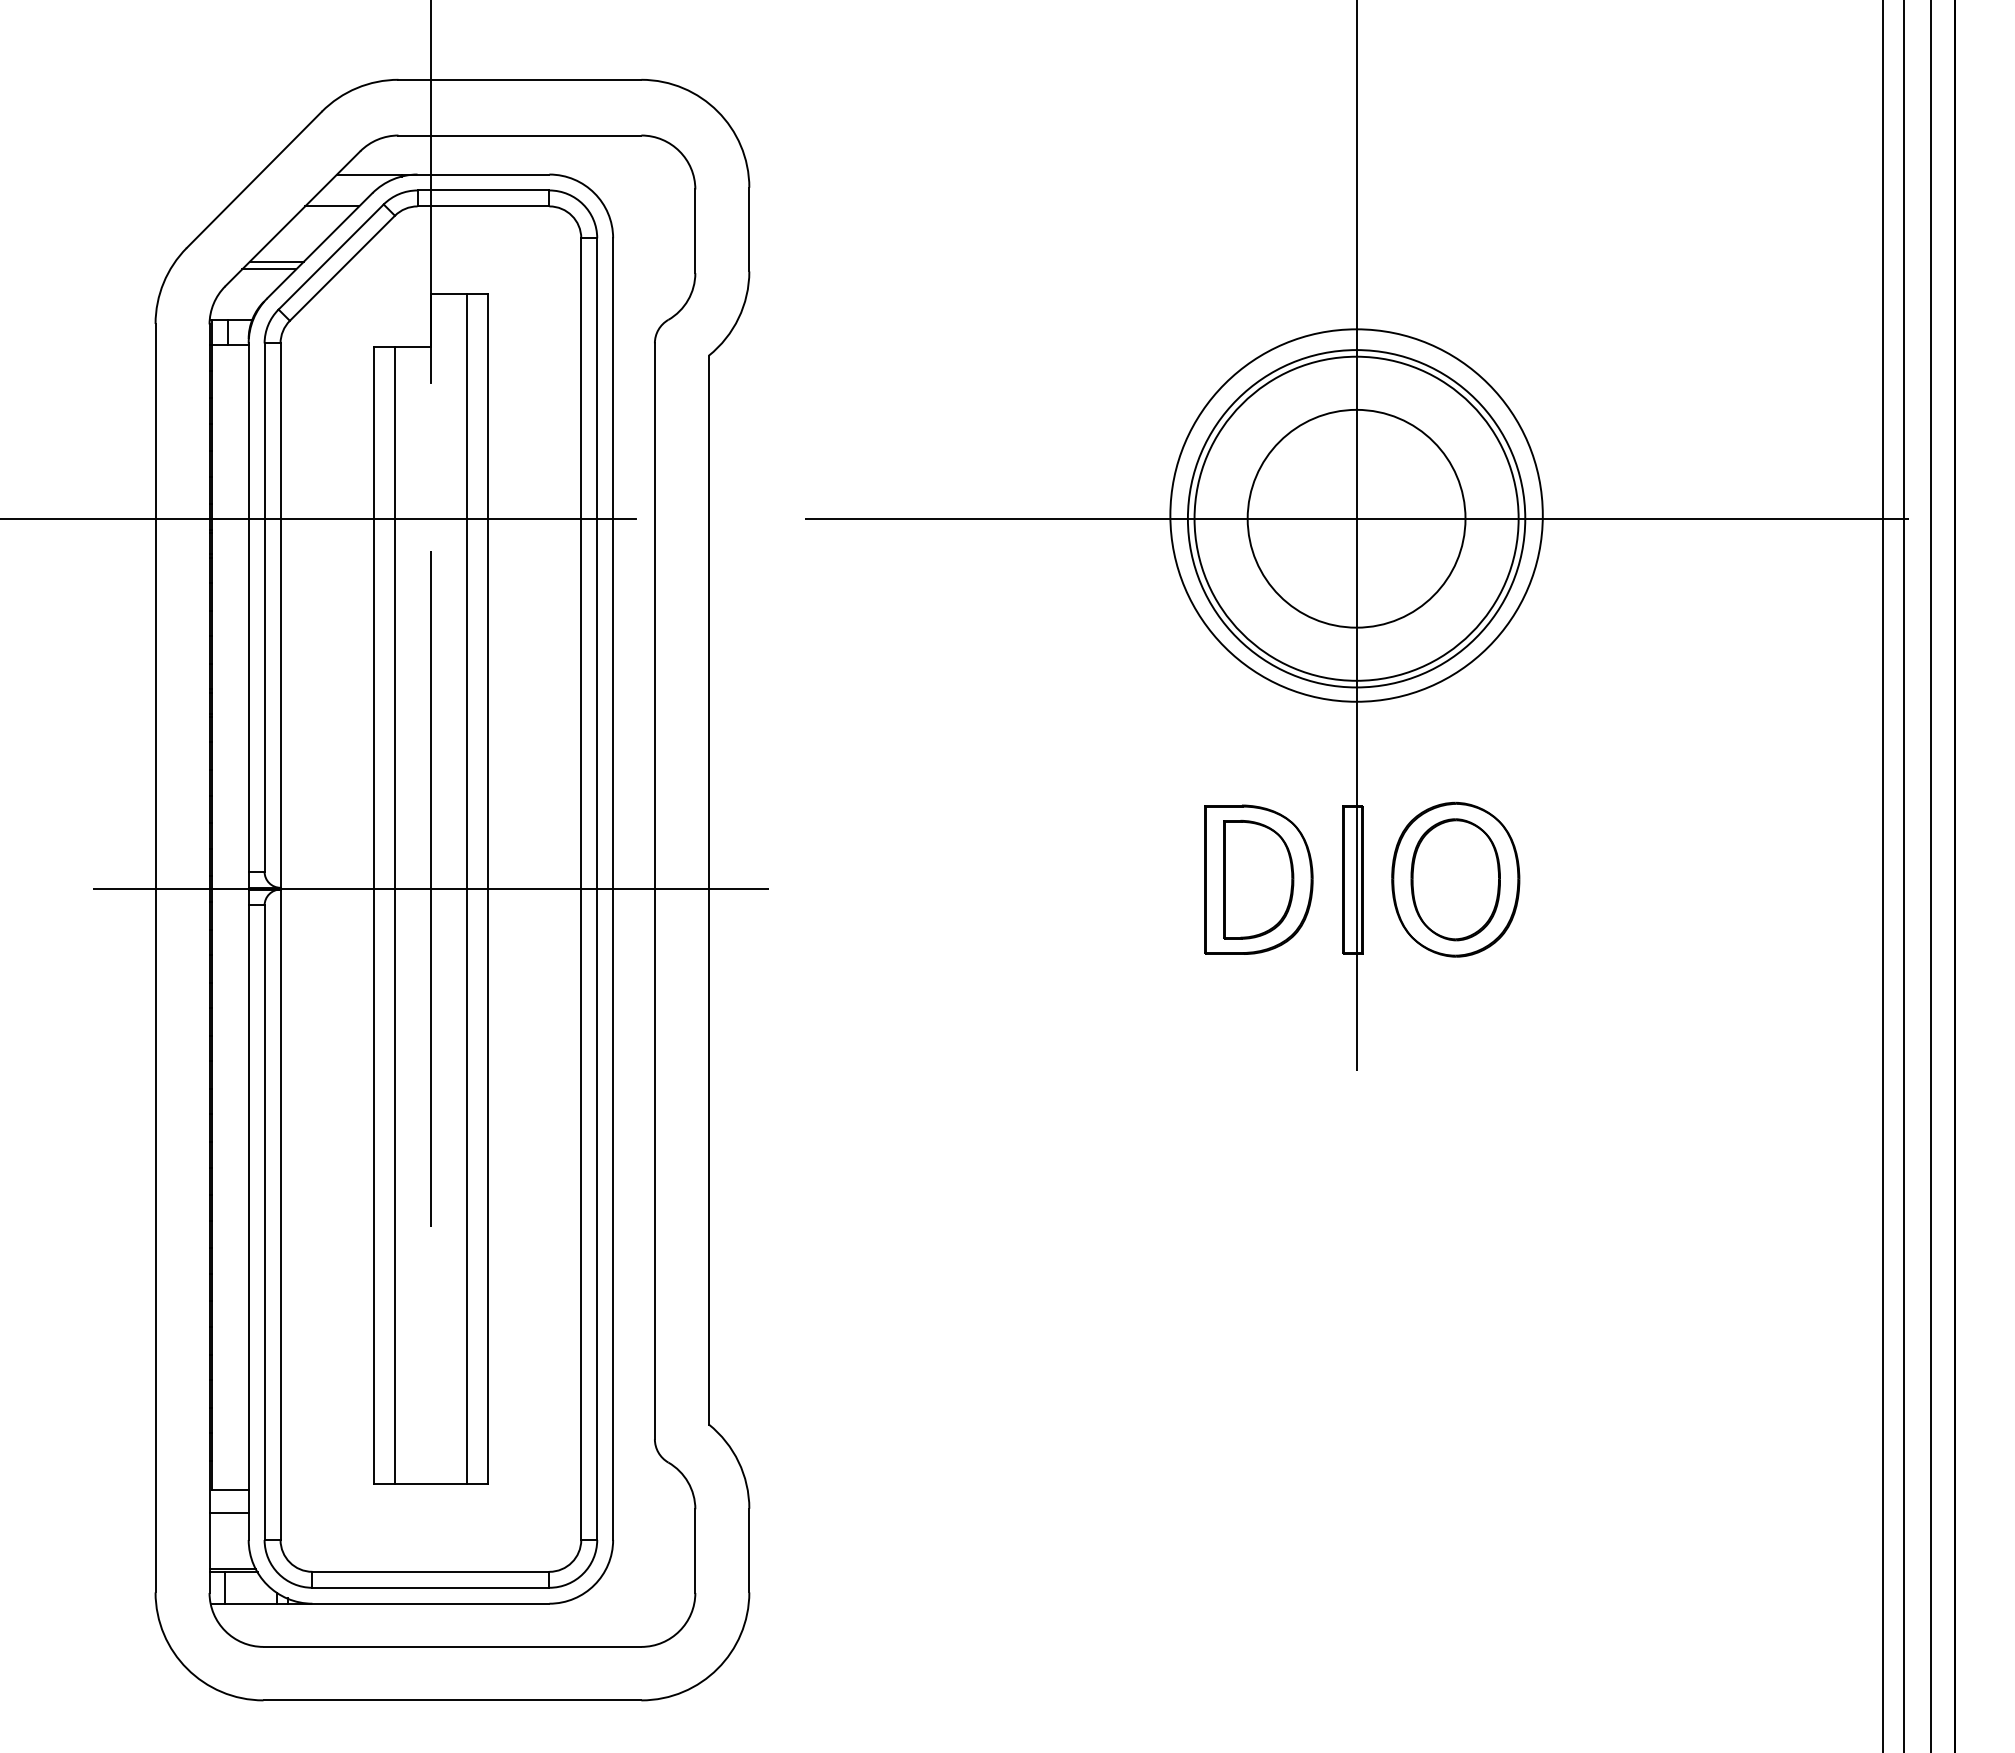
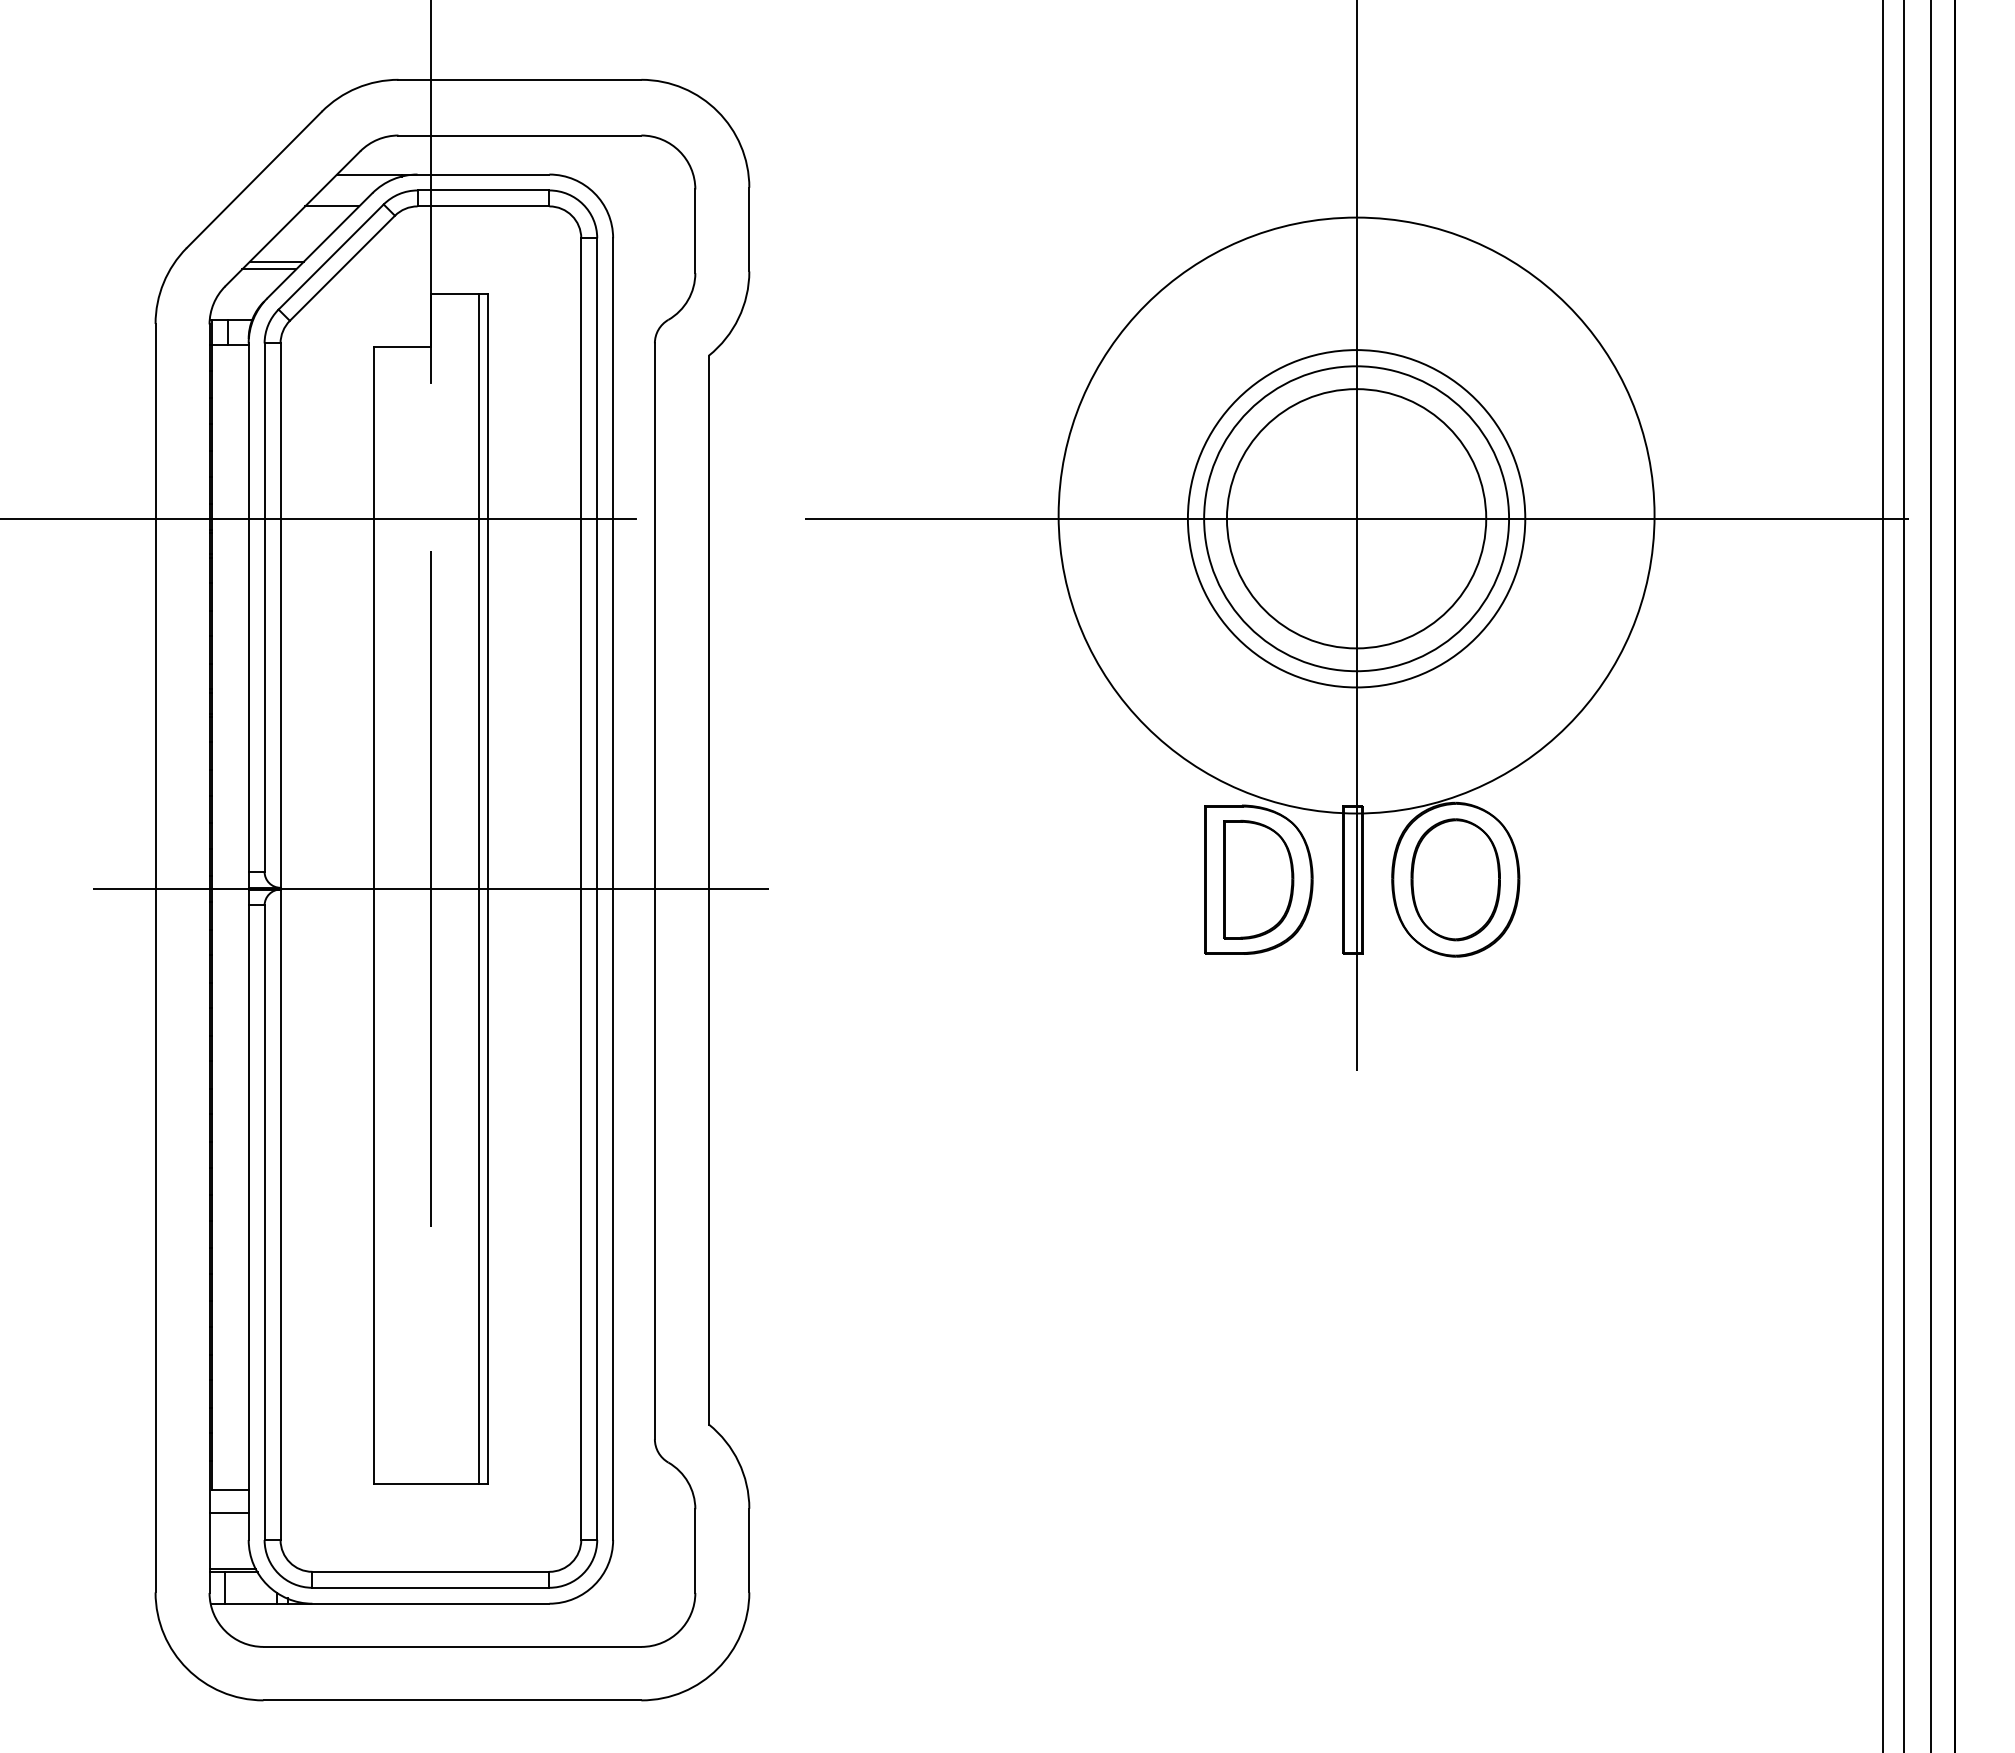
circle diameter: 372 px -> 596 px (1356, 515)
circle diameter: 218 px -> 305 px (1356, 518)
circle diameter: 324 px -> 259 px (1356, 518)
line position: (467, 889) -> (479, 889) (479, 889)
line: present -> none (394, 915)
